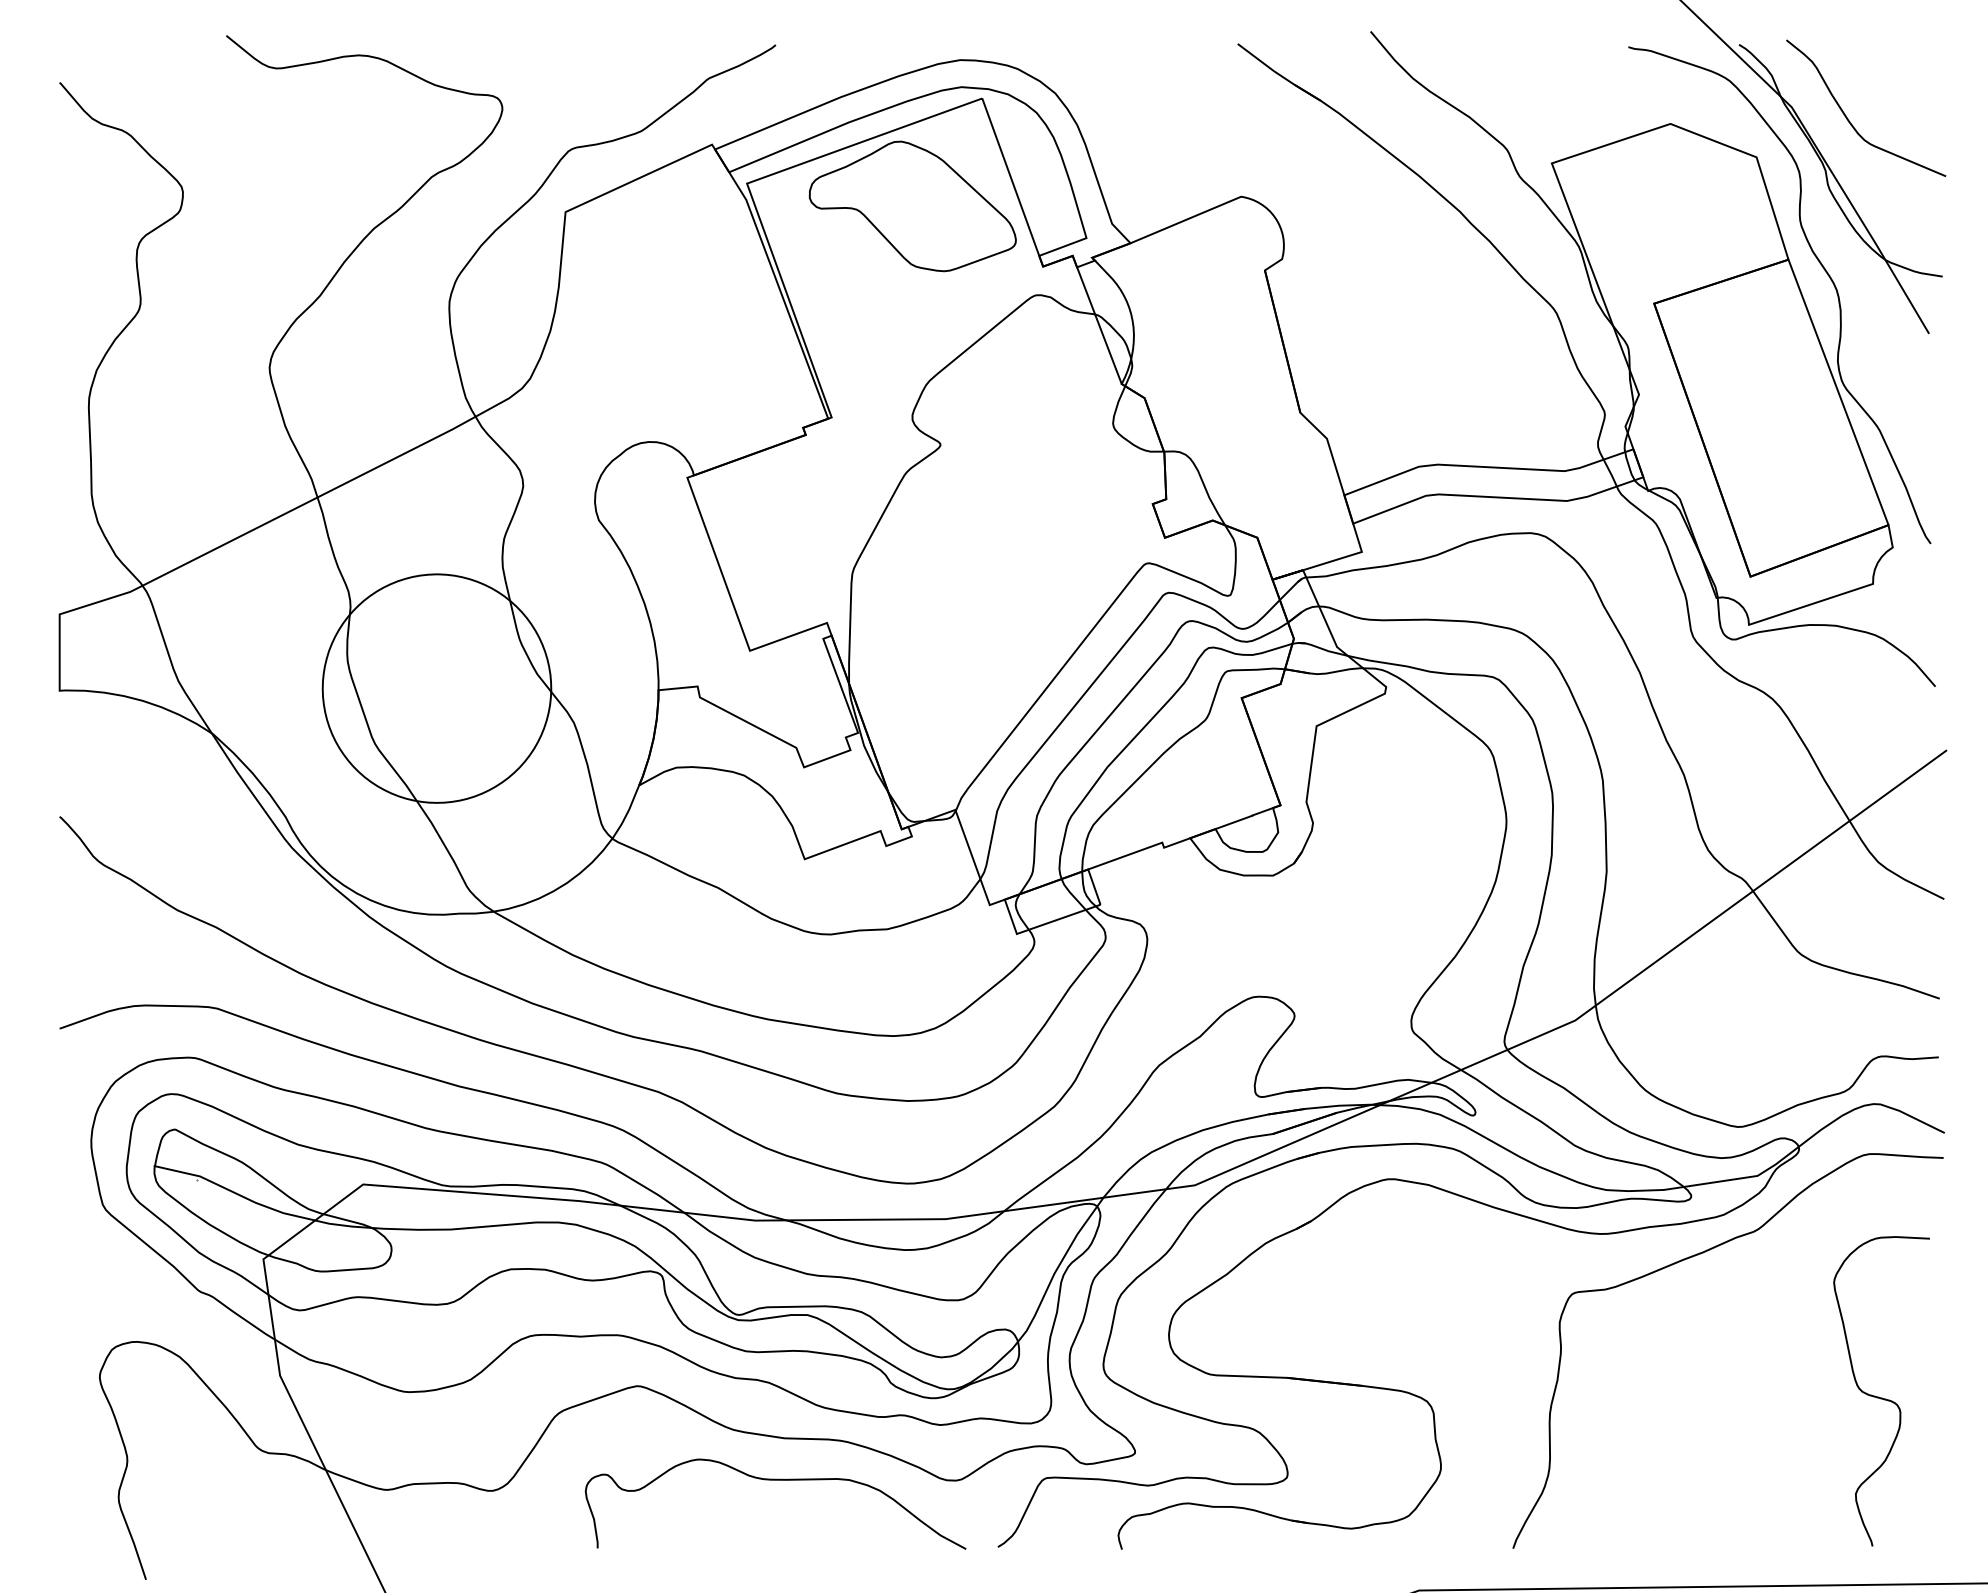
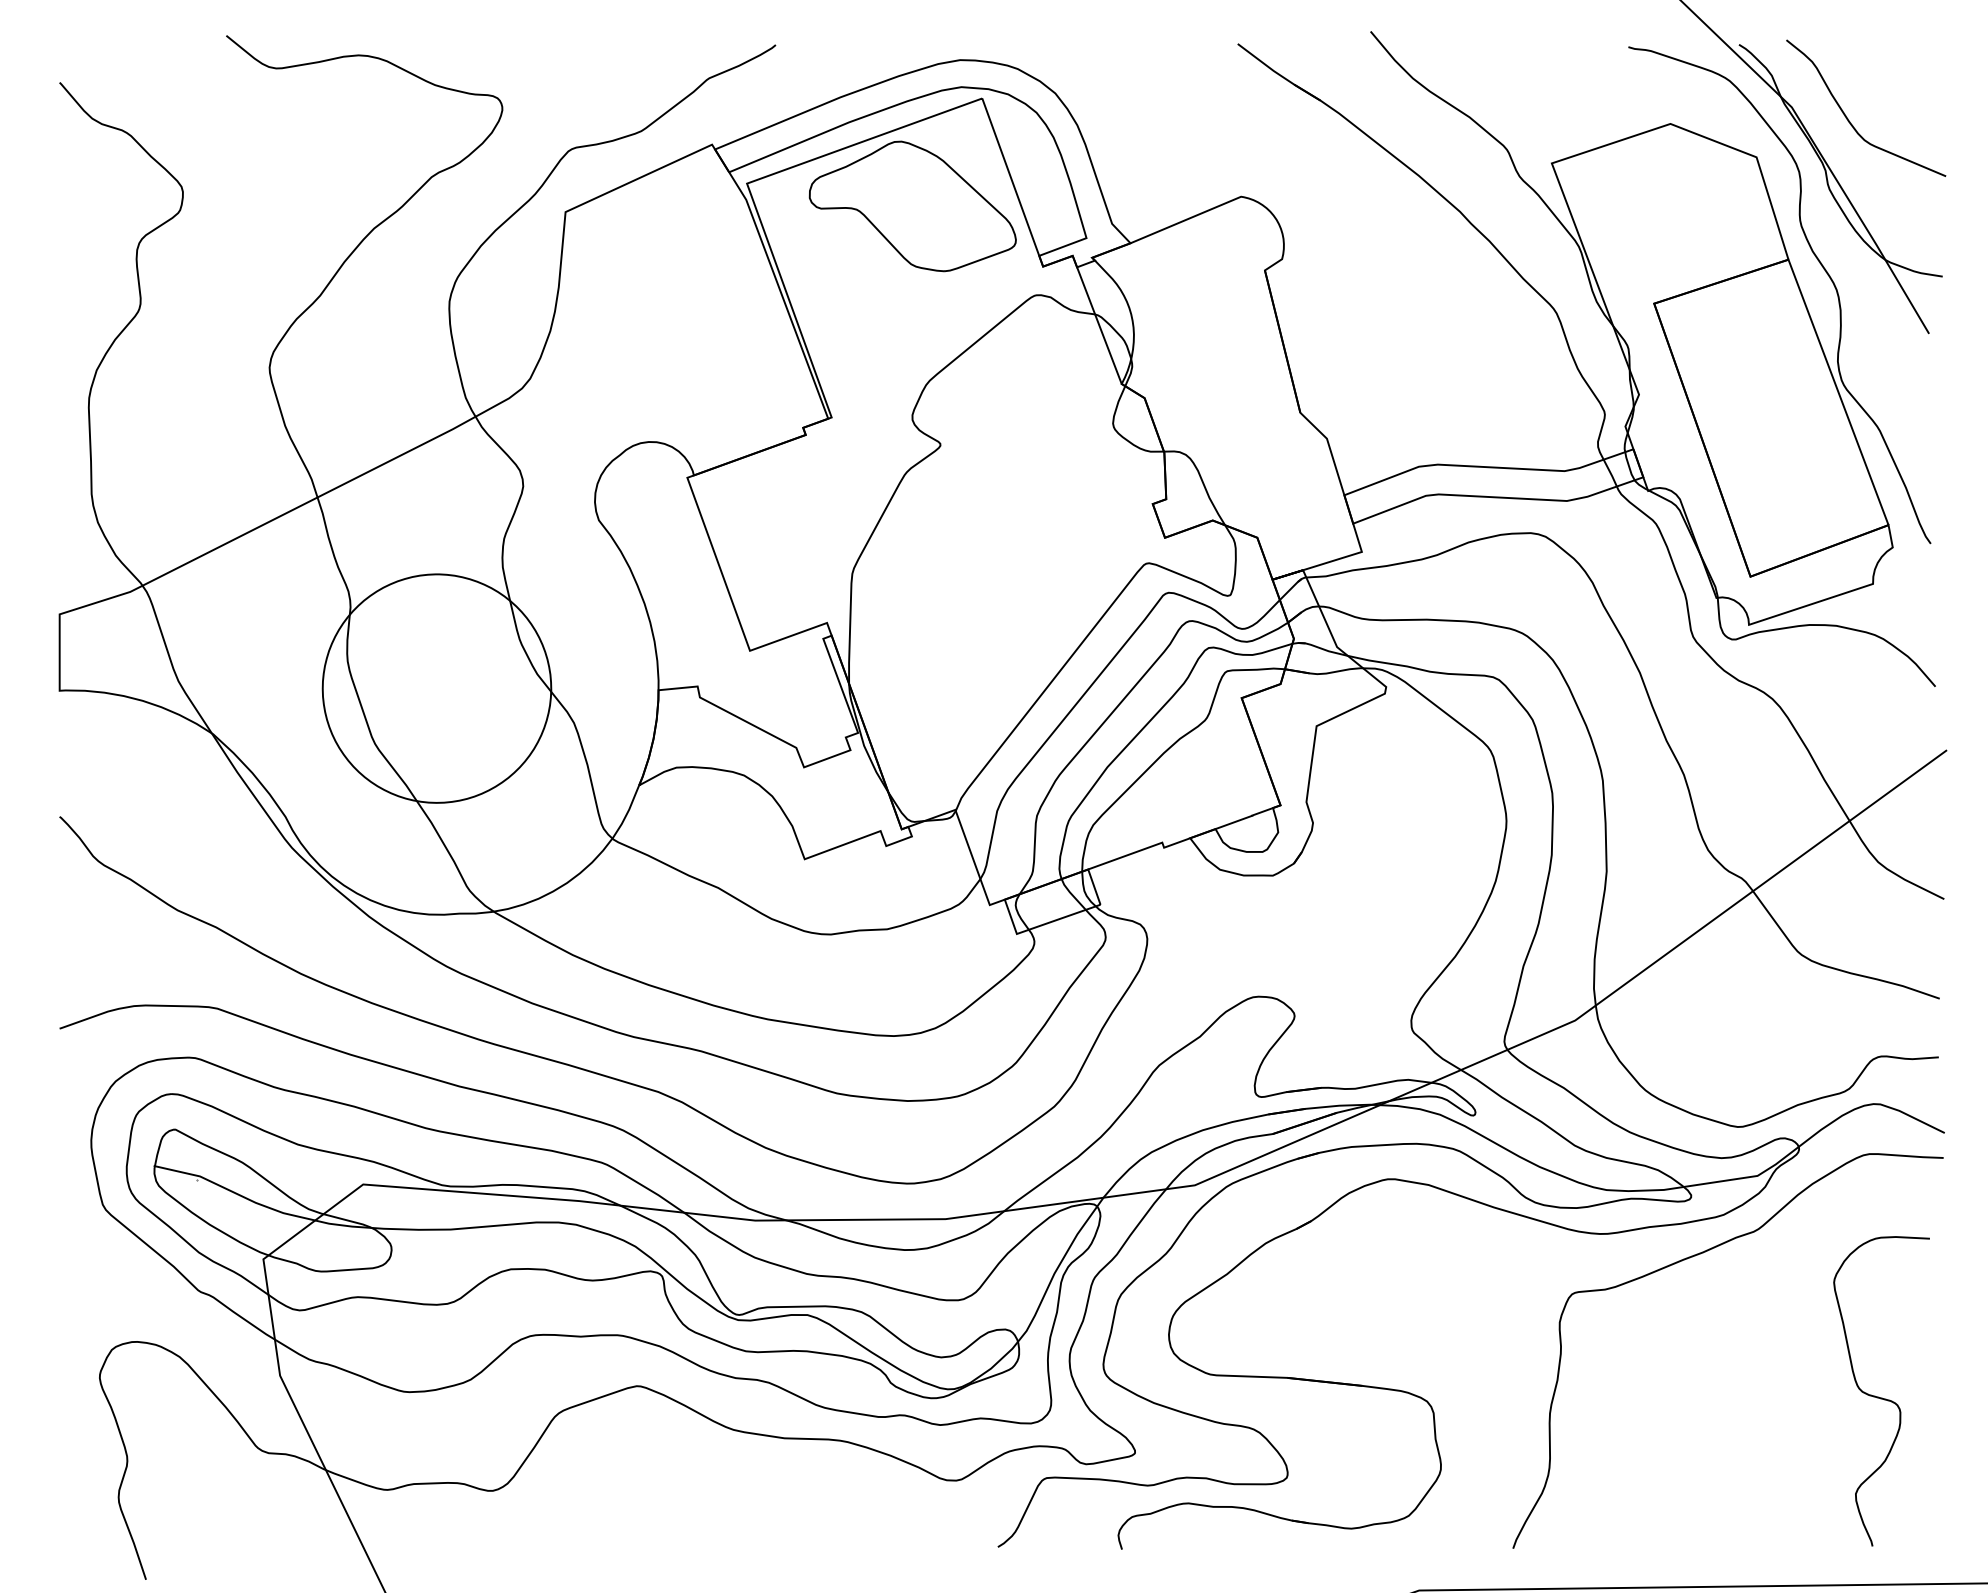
curve: present -> none (775, 1480)
